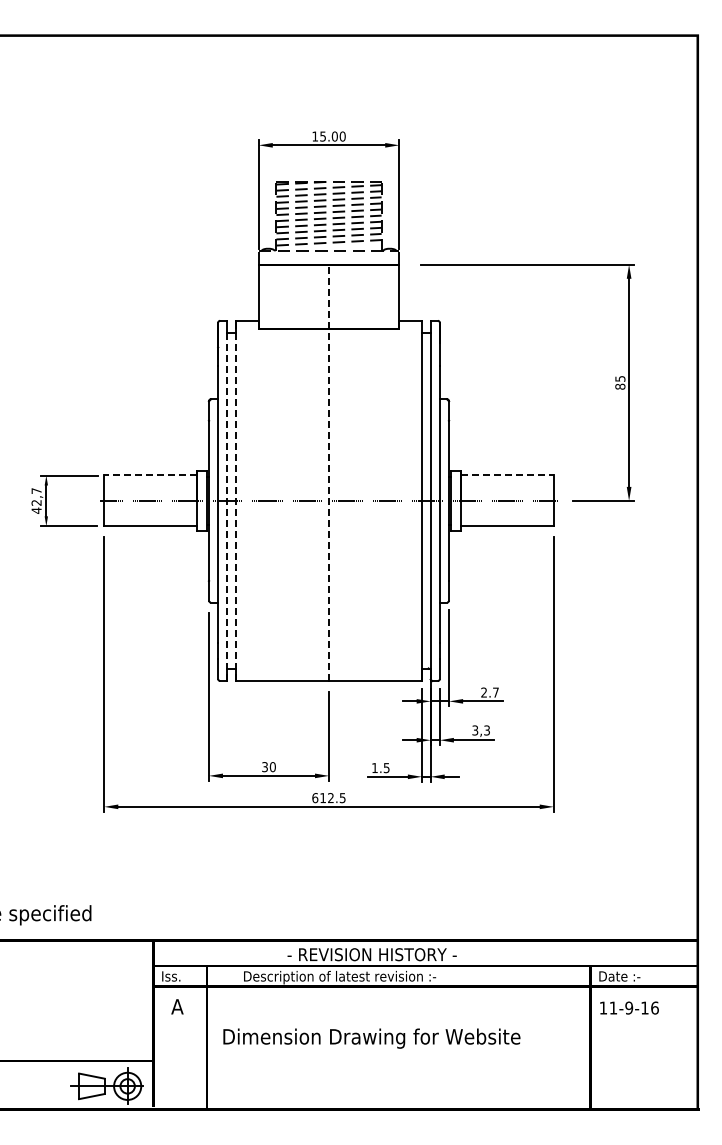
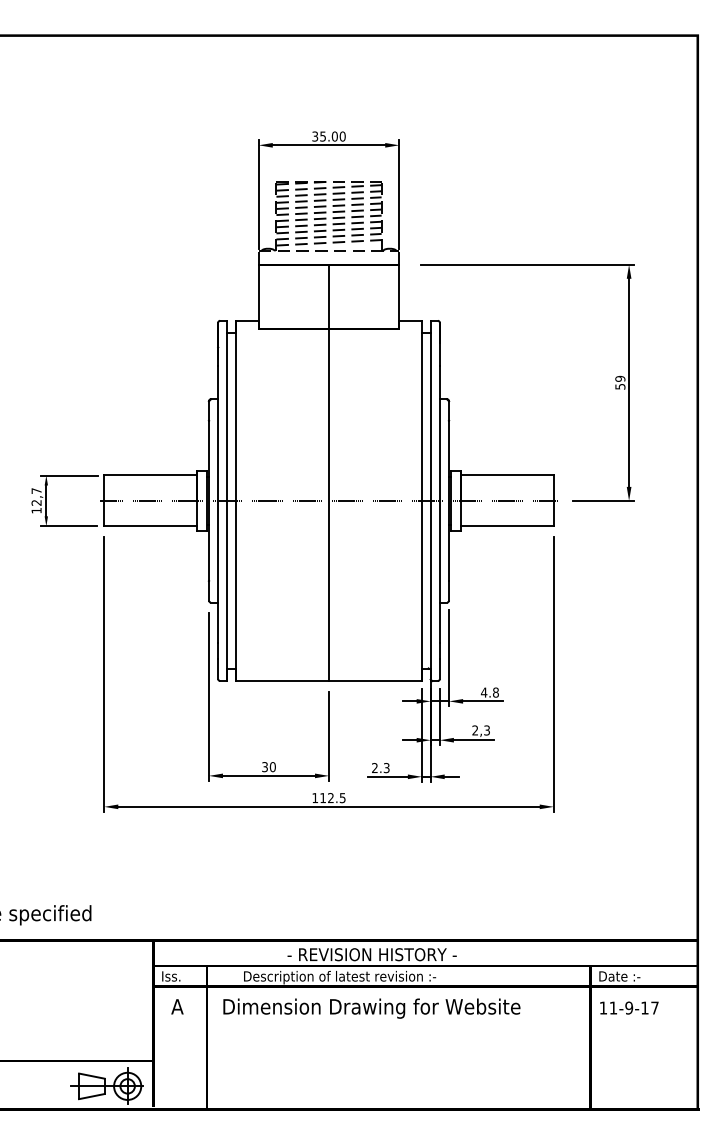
text: 15.00 -> 35.00 (315, 136)
text: 85 -> 59 (620, 382)
line: dashed -> solid (329, 472)
line: dashed -> solid (150, 475)
line: dashed -> solid (507, 475)
line: dashed -> solid (236, 500)
line: dashed -> solid (227, 507)
text: 42,7 -> 12,7 (36, 510)
text: 2.7 -> 4.8 (489, 692)
text: 3,3 -> 2,3 (475, 730)
text: 1.5 -> 2.3 (380, 767)
text: 612.5 -> 112.5 (315, 798)
text: 11-9-16 -> 11-9-17 (654, 1007)
text position: (371, 1038) -> (371, 1008) (371, 1008)
